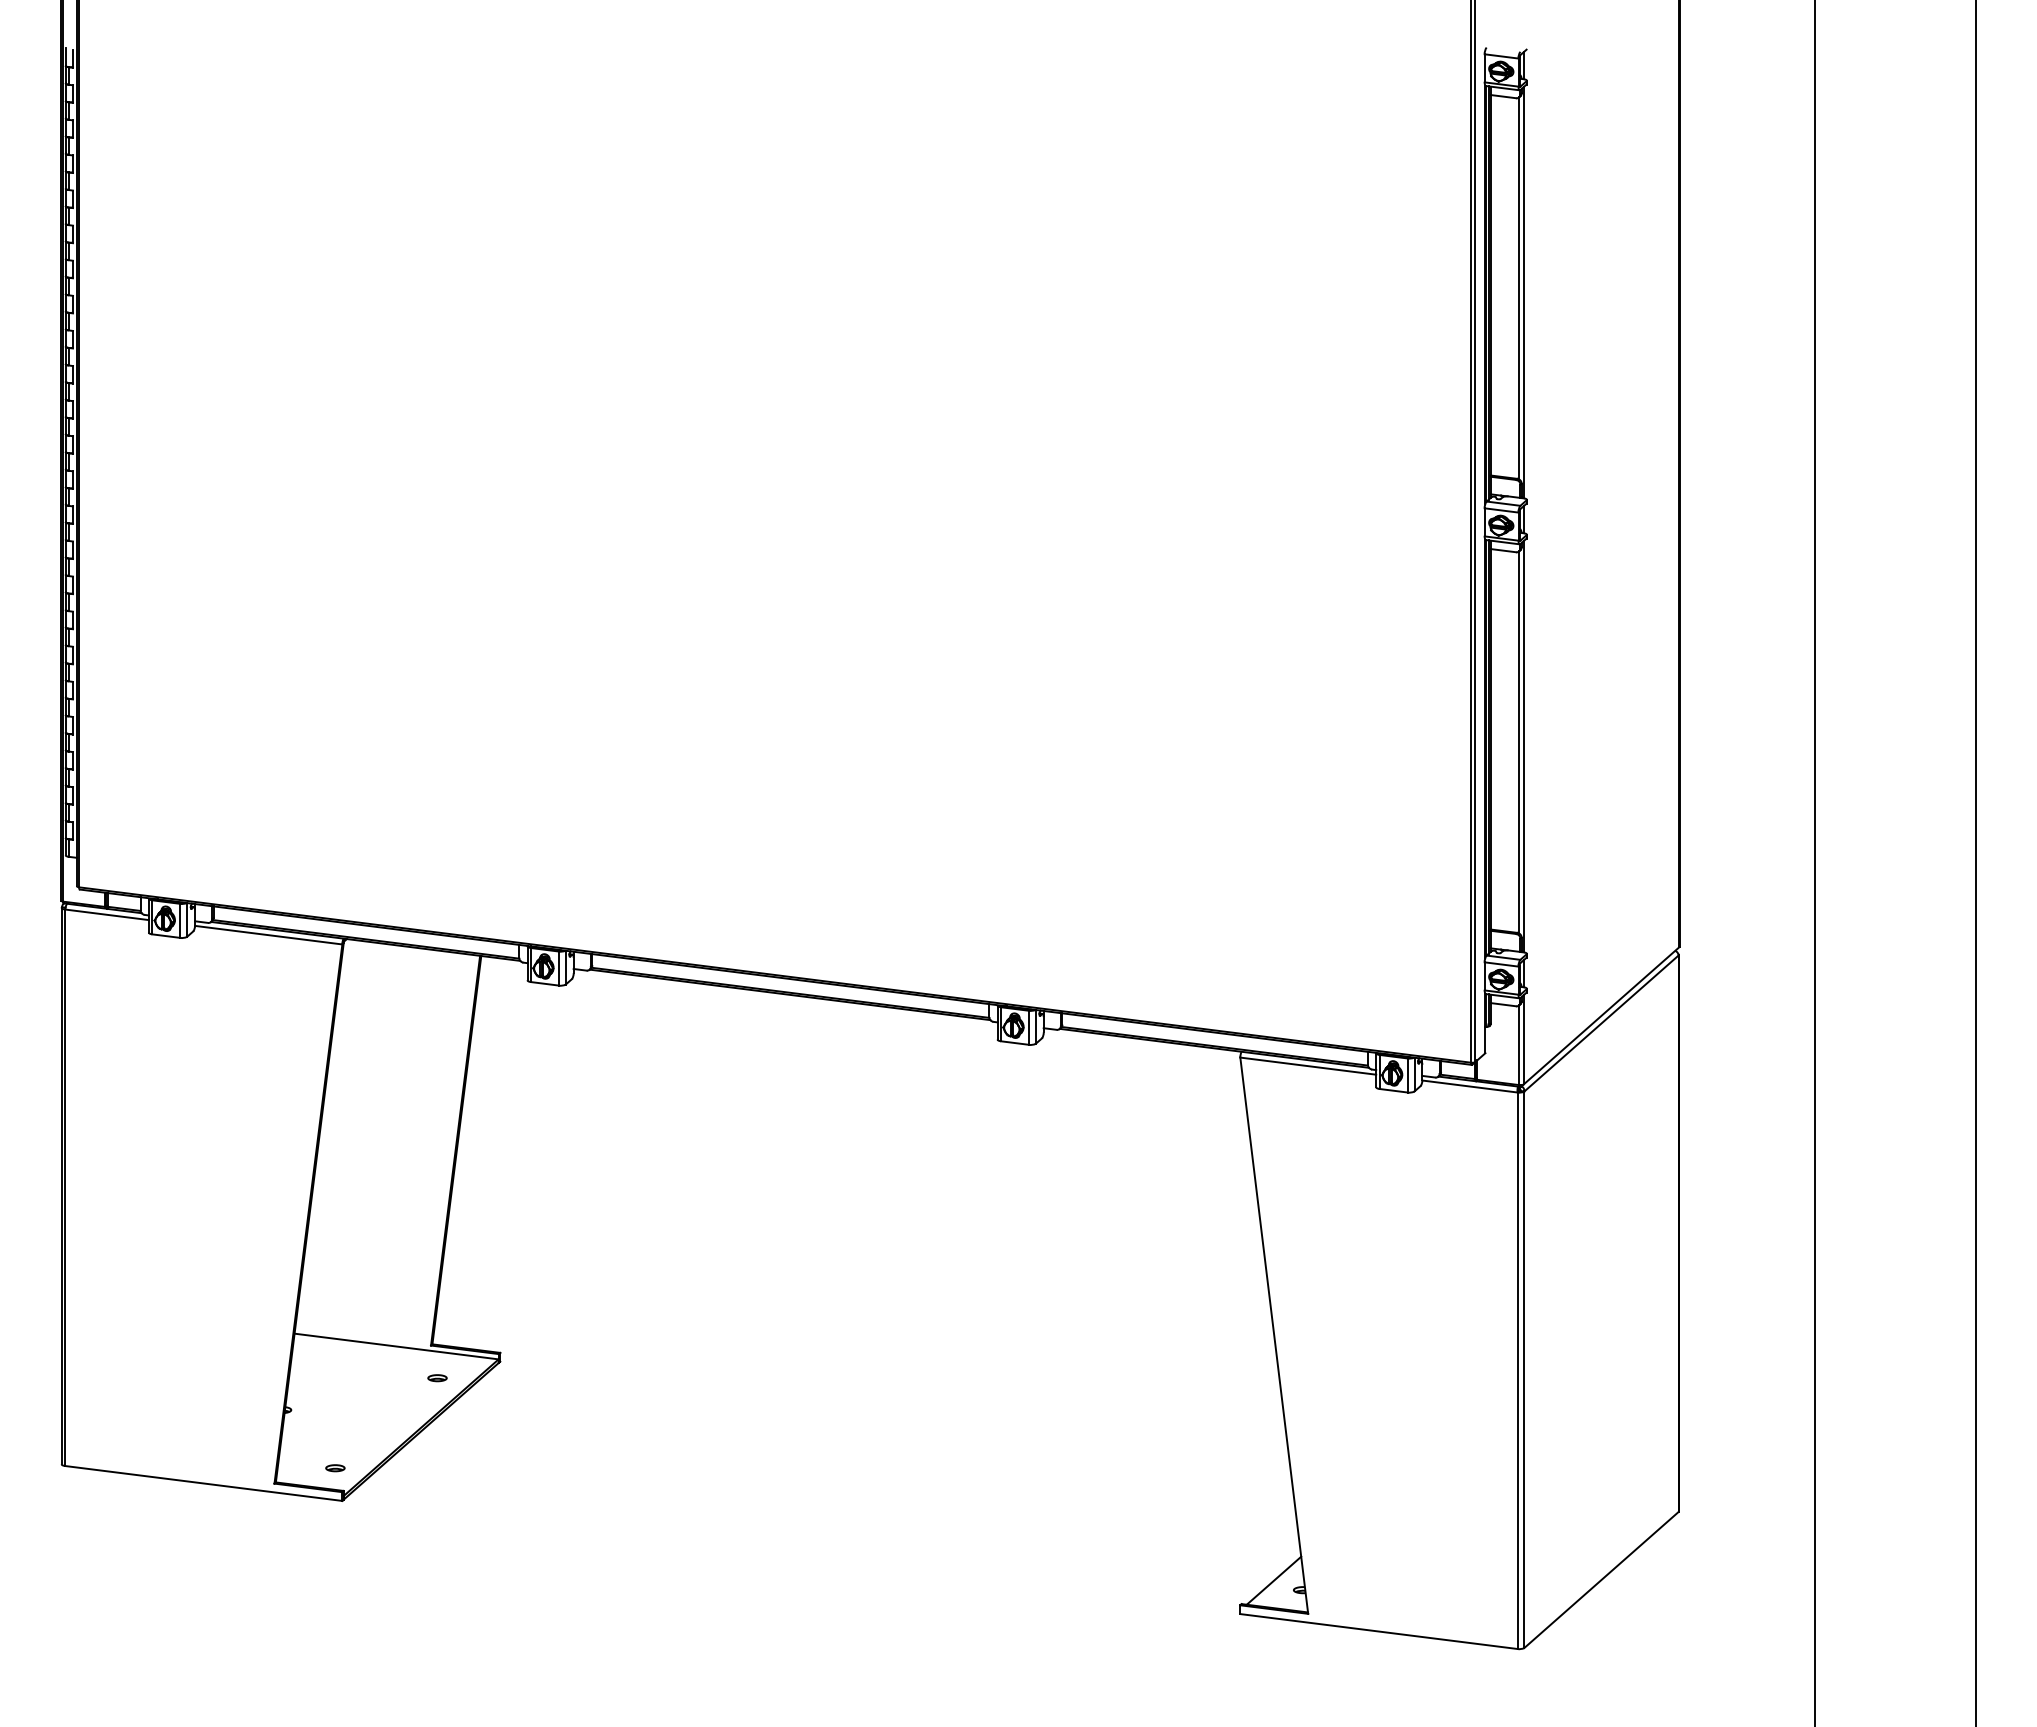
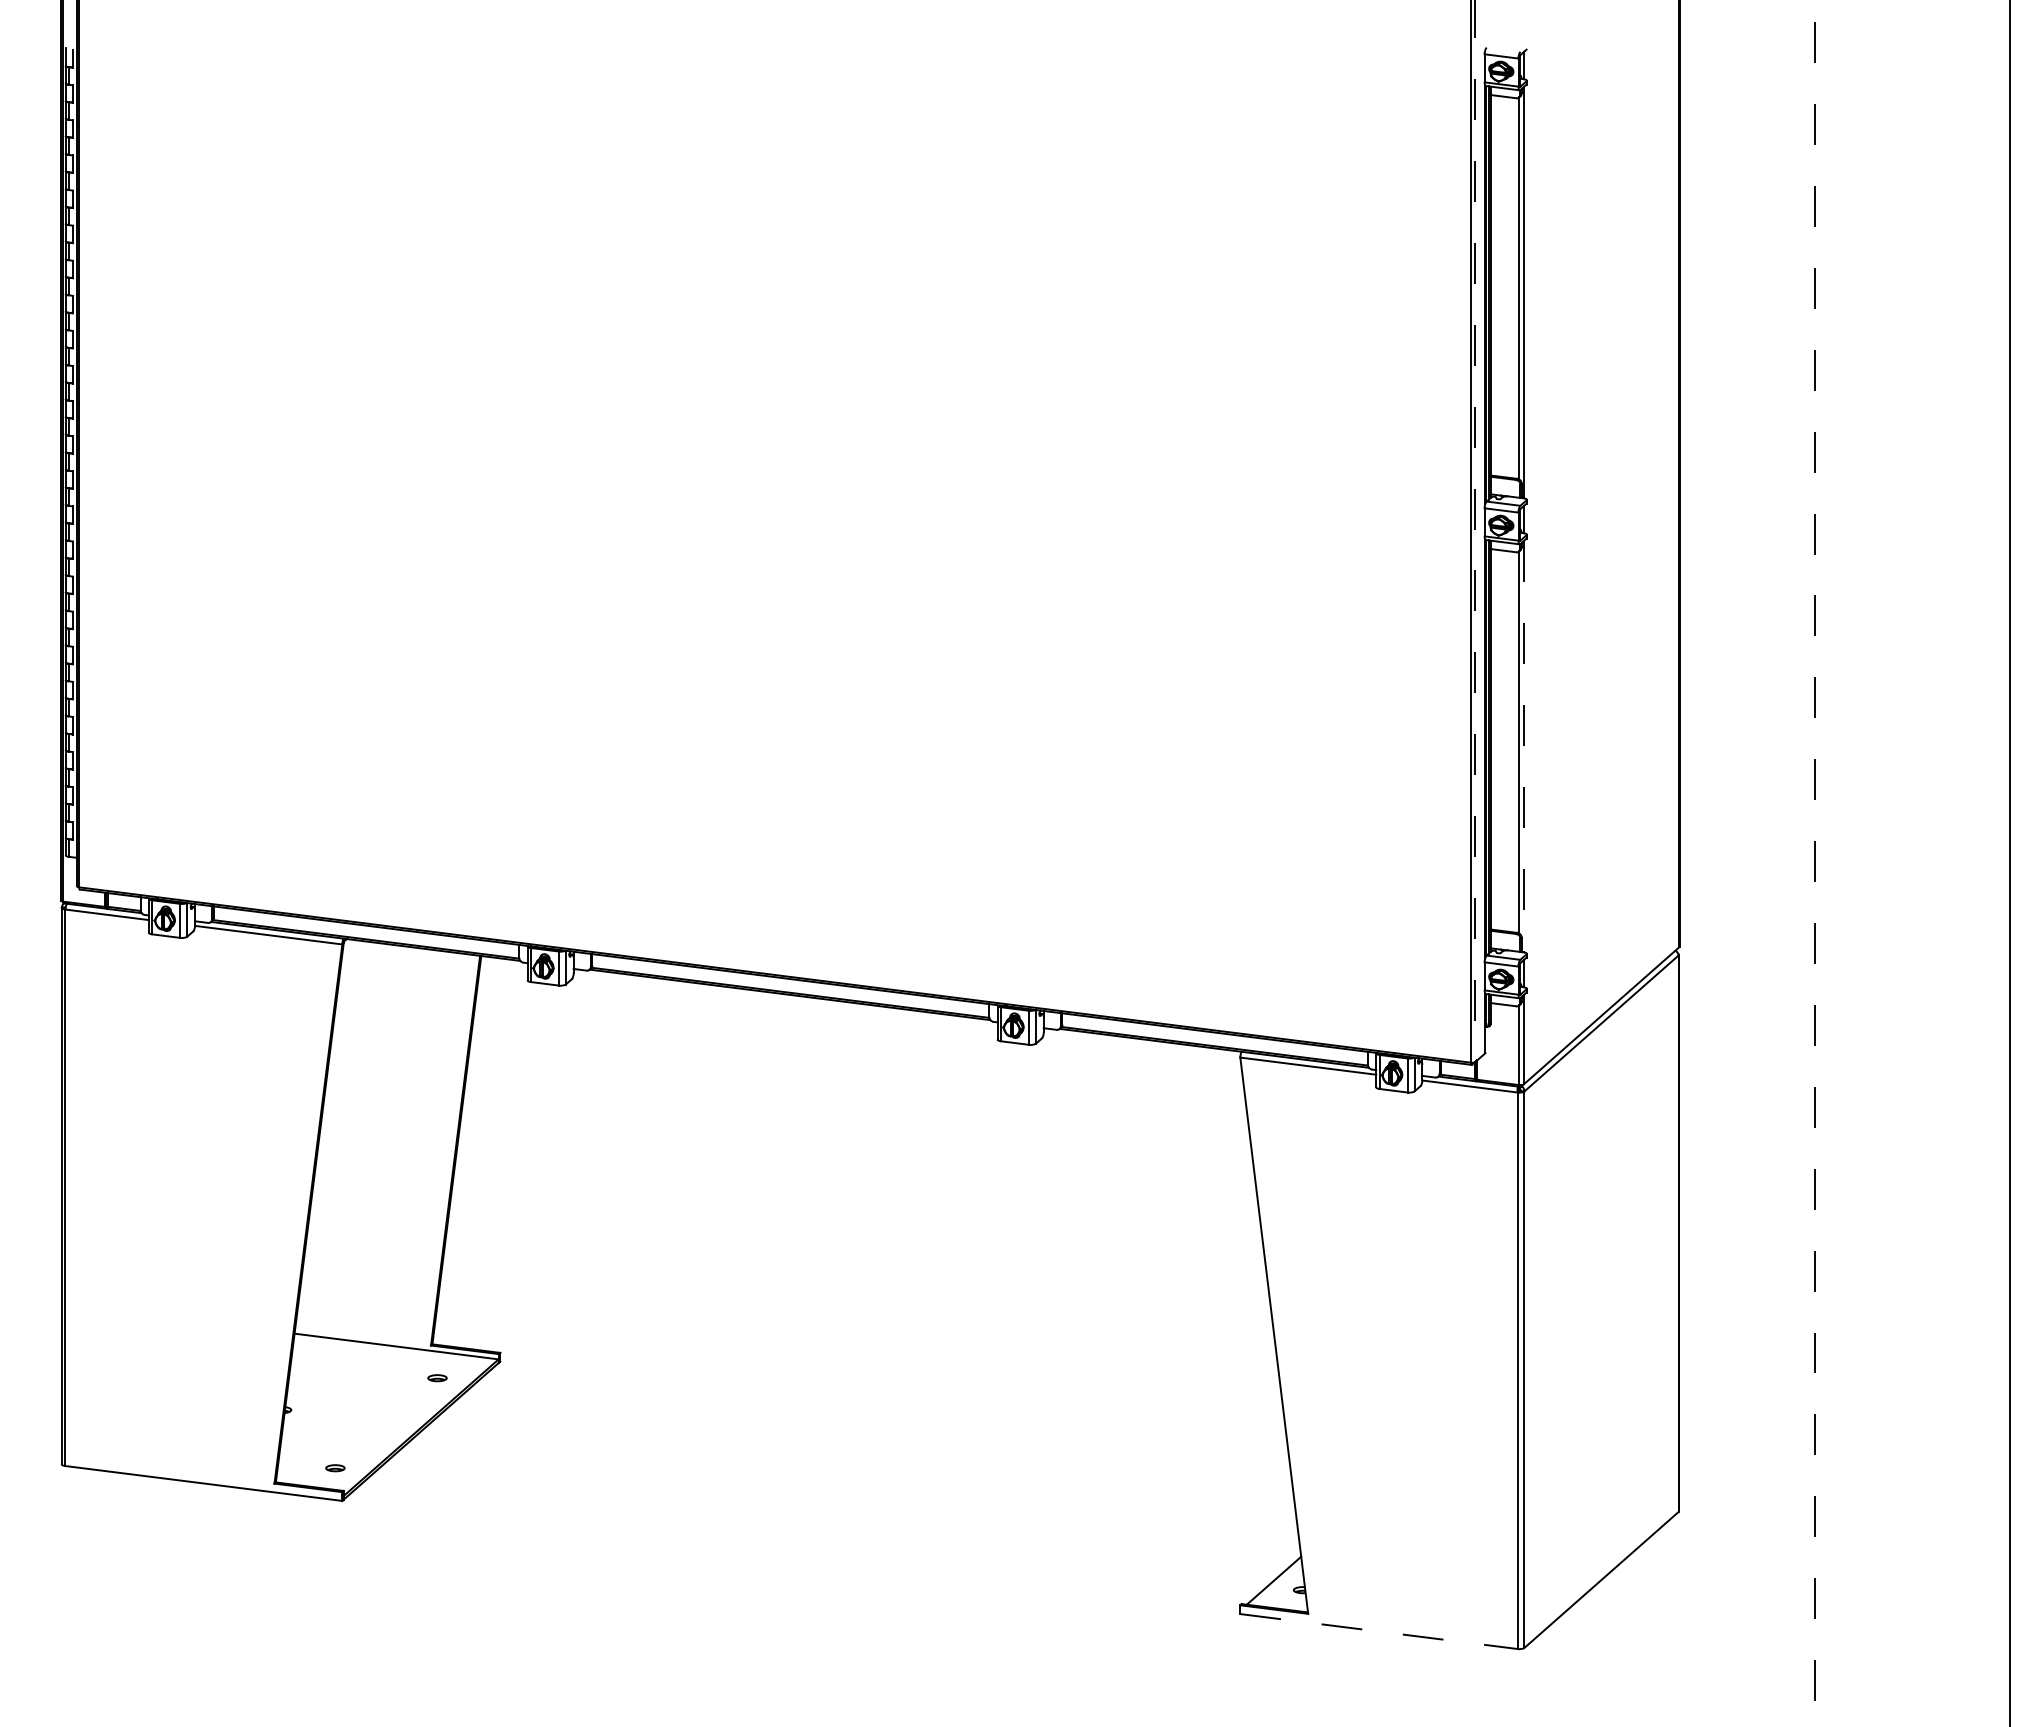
line: solid -> dashed (1475, 531)
line: solid -> dashed (1523, 746)
line position: (1975, 862) -> (2009, 862) (2009, 862)
line: solid -> dashed (1814, 863)
line: solid -> dashed (1378, 1631)
